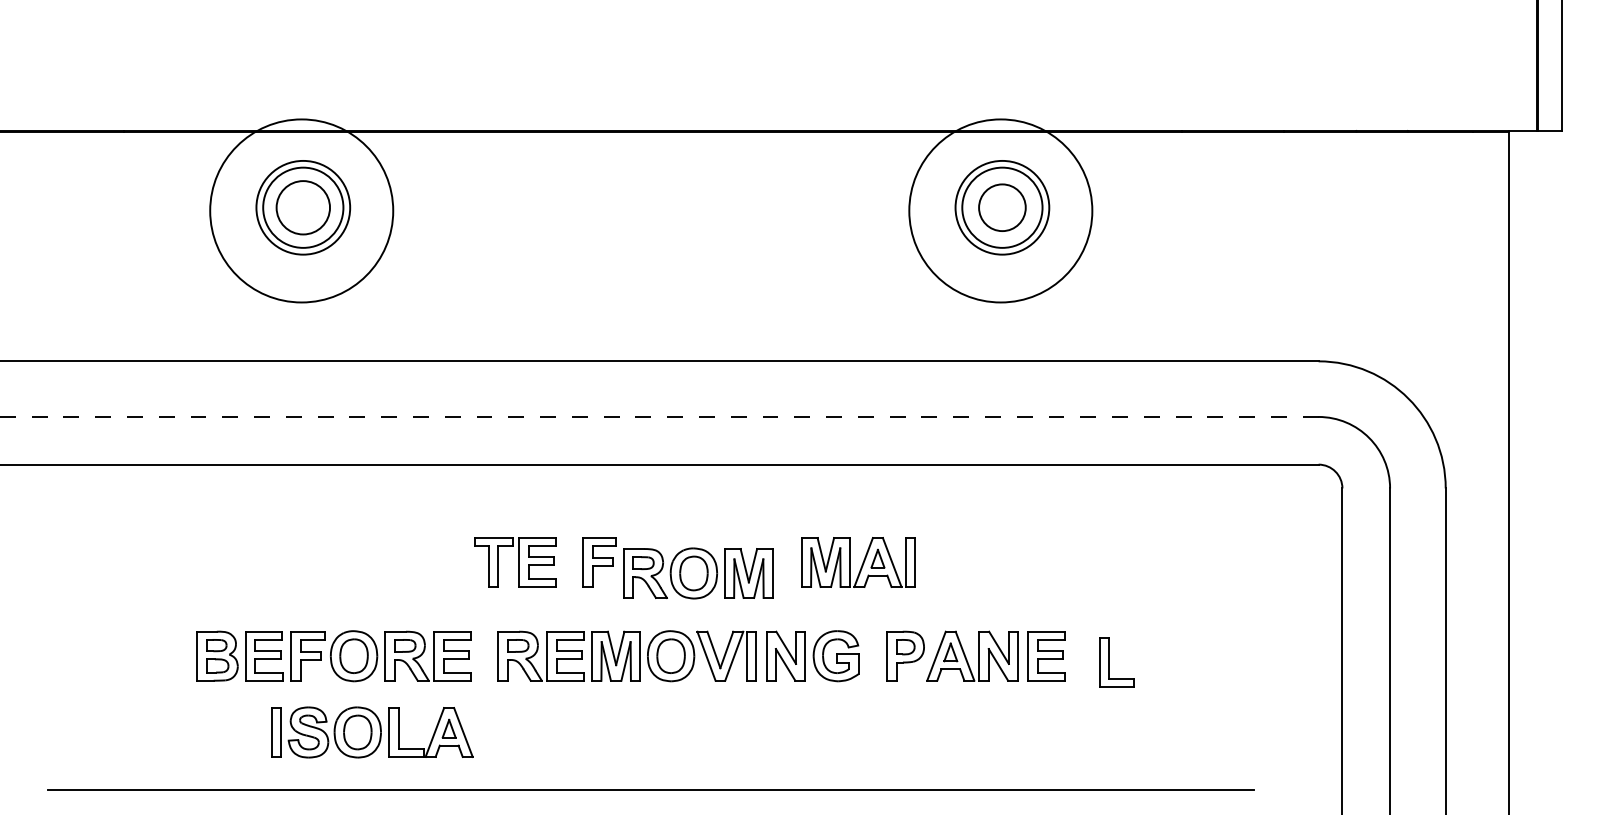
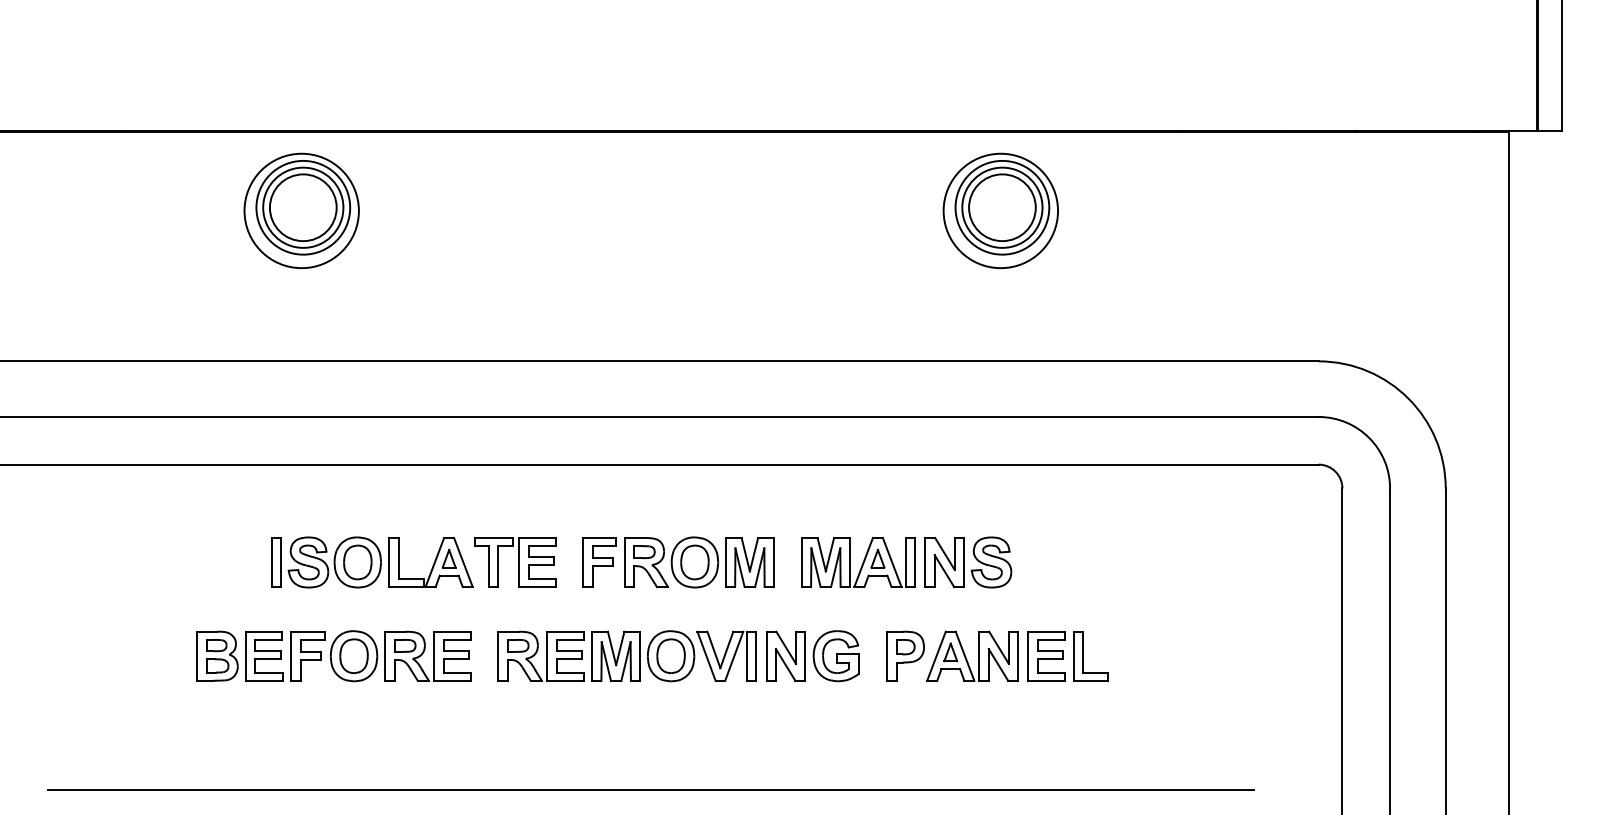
circle diameter: 53 px -> 67 px (302, 207)
circle diameter: 47 px -> 67 px (1002, 207)
circle diameter: 183 px -> 114 px (301, 210)
circle diameter: 183 px -> 114 px (1000, 210)
line: dashed -> solid (659, 416)
part: none -> present (968, 562)
part position: (698, 573) -> (699, 562) (699, 562)
part position: (1109, 662) -> (1083, 656) (1083, 656)
part position: (372, 732) -> (372, 562) (372, 562)
